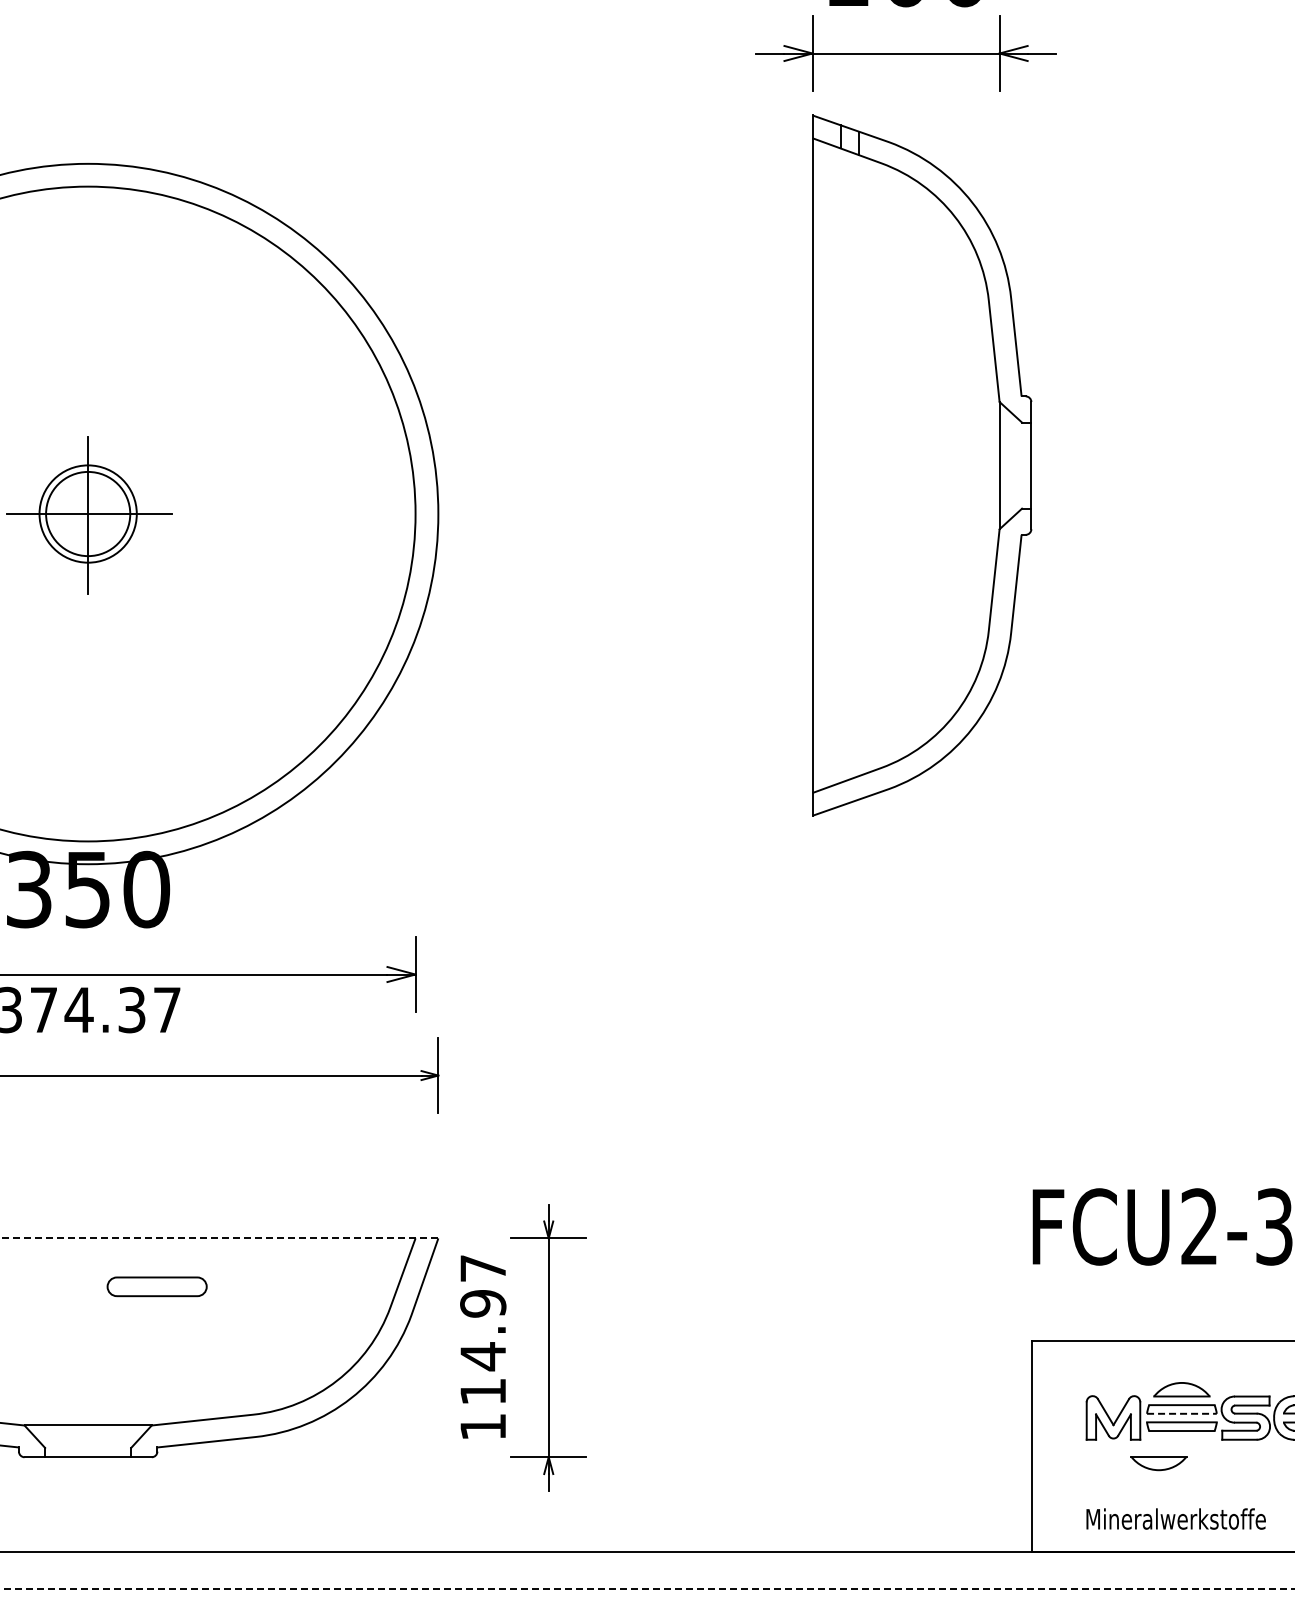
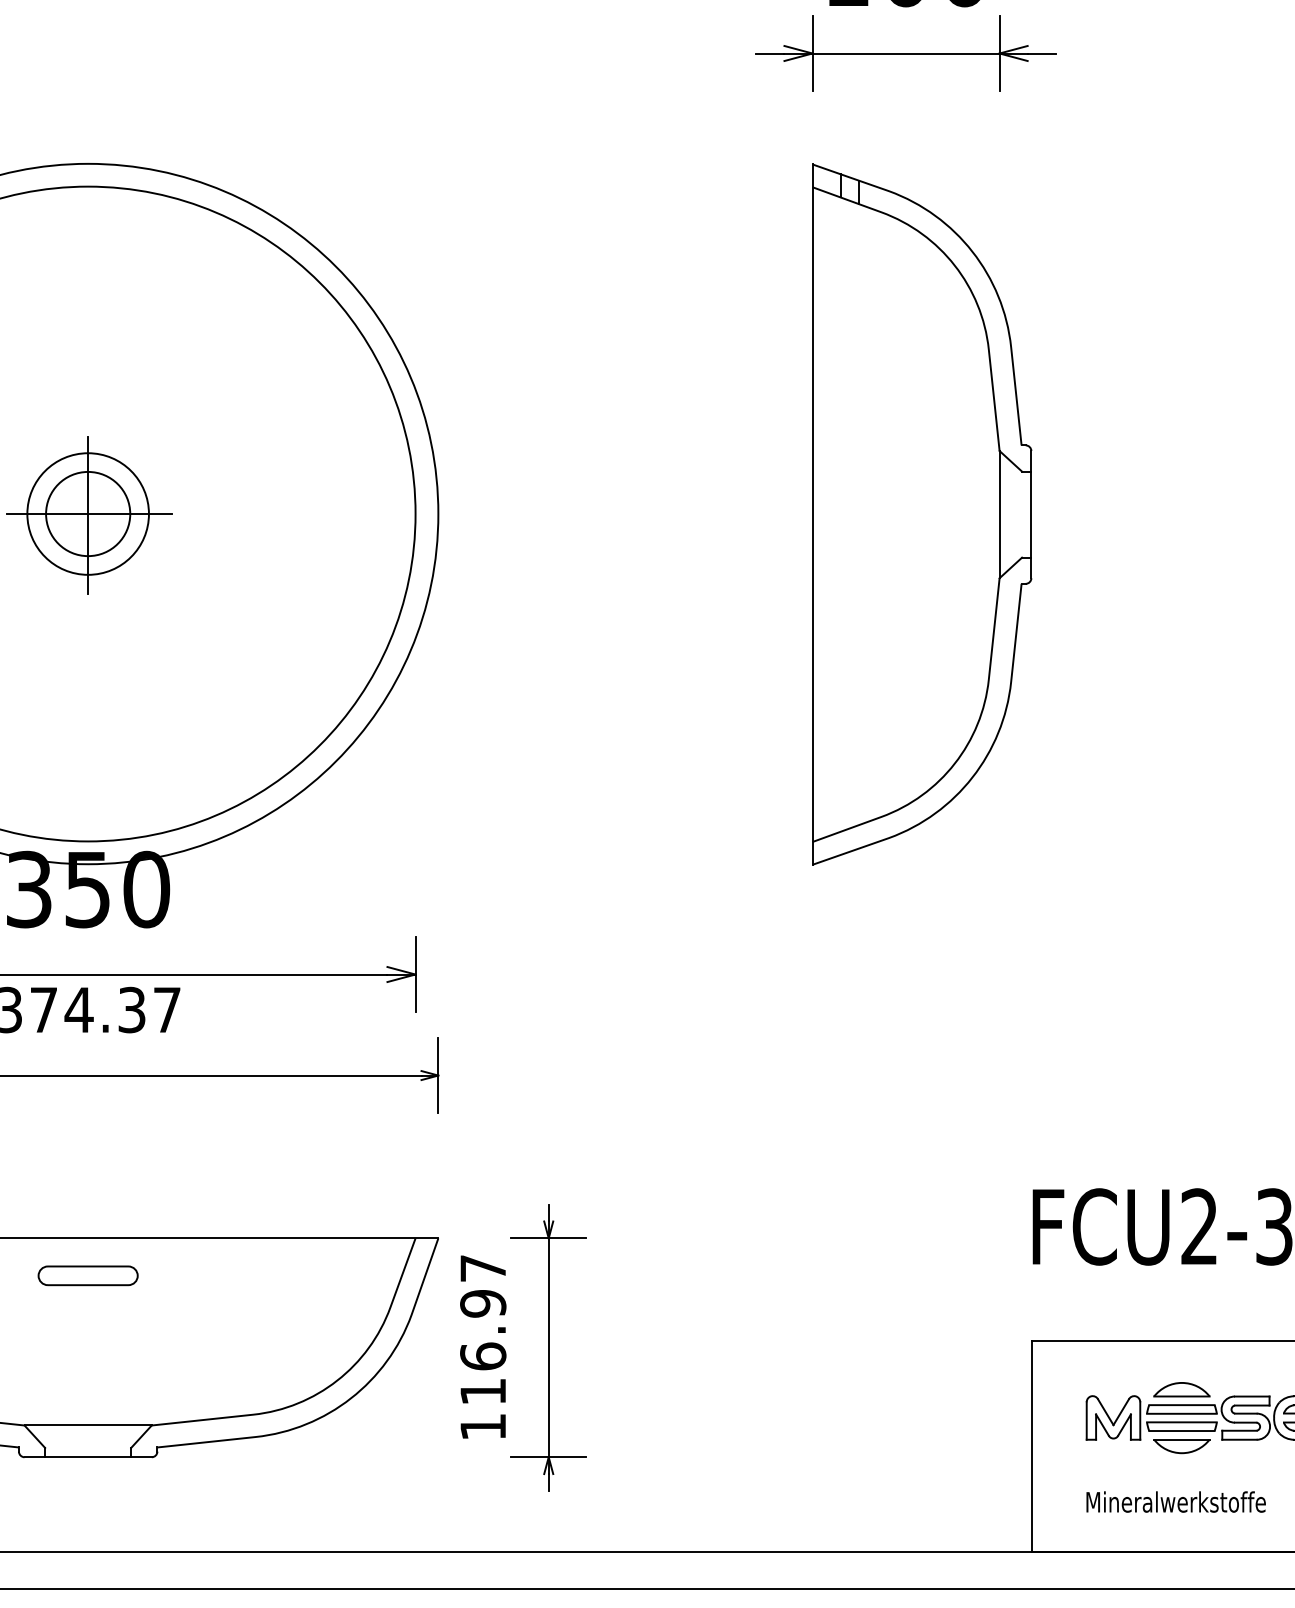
part position: (922, 465) -> (922, 514) (922, 514)
circle diameter: 97 px -> 122 px (87, 513)
line: dashed -> solid (219, 1238)
part position: (156, 1286) -> (87, 1275) (87, 1275)
text: 114.97 -> 116.97 (483, 1356)
line: dashed -> solid (1181, 1413)
part position: (1158, 1463) -> (1181, 1446) (1181, 1446)
text position: (1175, 1518) -> (1175, 1501) (1175, 1501)
line: dashed -> solid (647, 1588)
